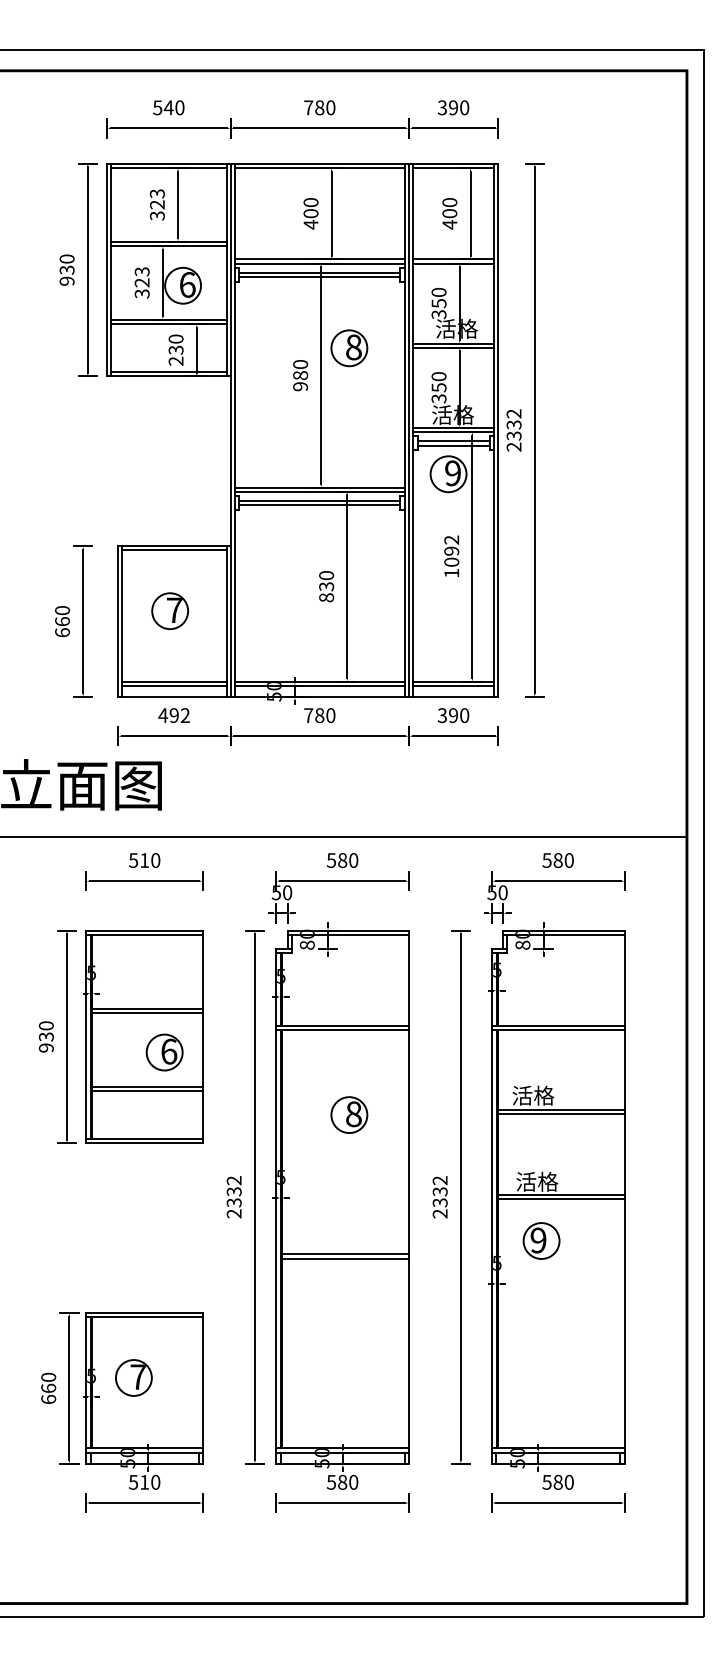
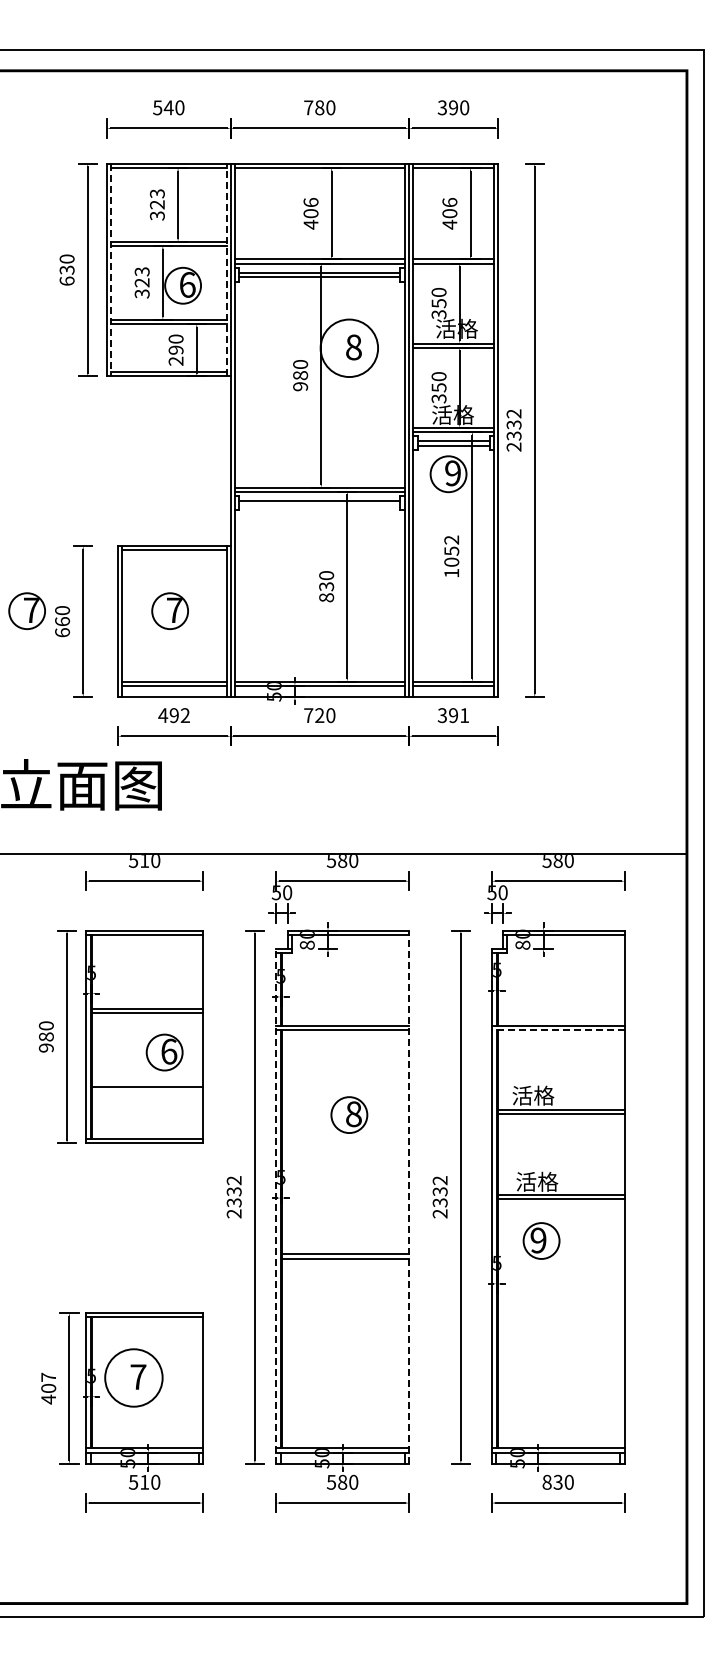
text: 400 -> 406 (310, 202)
text: 400 -> 406 (449, 202)
line: solid -> dashed (226, 269)
line: solid -> dashed (111, 270)
text: 930 -> 630 (66, 280)
circle diameter: 36 px -> 57 px (349, 348)
text: 230 -> 290 (176, 349)
line: present -> none (319, 505)
text: 1092 -> 1052 (451, 550)
part: none -> present (26, 610)
text: 780 -> 720 (319, 715)
text: 390 -> 391 (464, 715)
line position: (344, 837) -> (344, 854) (344, 854)
line: solid -> dashed (557, 1030)
text: 930 -> 980 (46, 1036)
line: present -> none (147, 1090)
line: solid -> dashed (409, 1197)
line: solid -> dashed (276, 1206)
circle diameter: 36 px -> 57 px (133, 1377)
text: 660 -> 407 (48, 1388)
text: 580 -> 830 (552, 1481)
